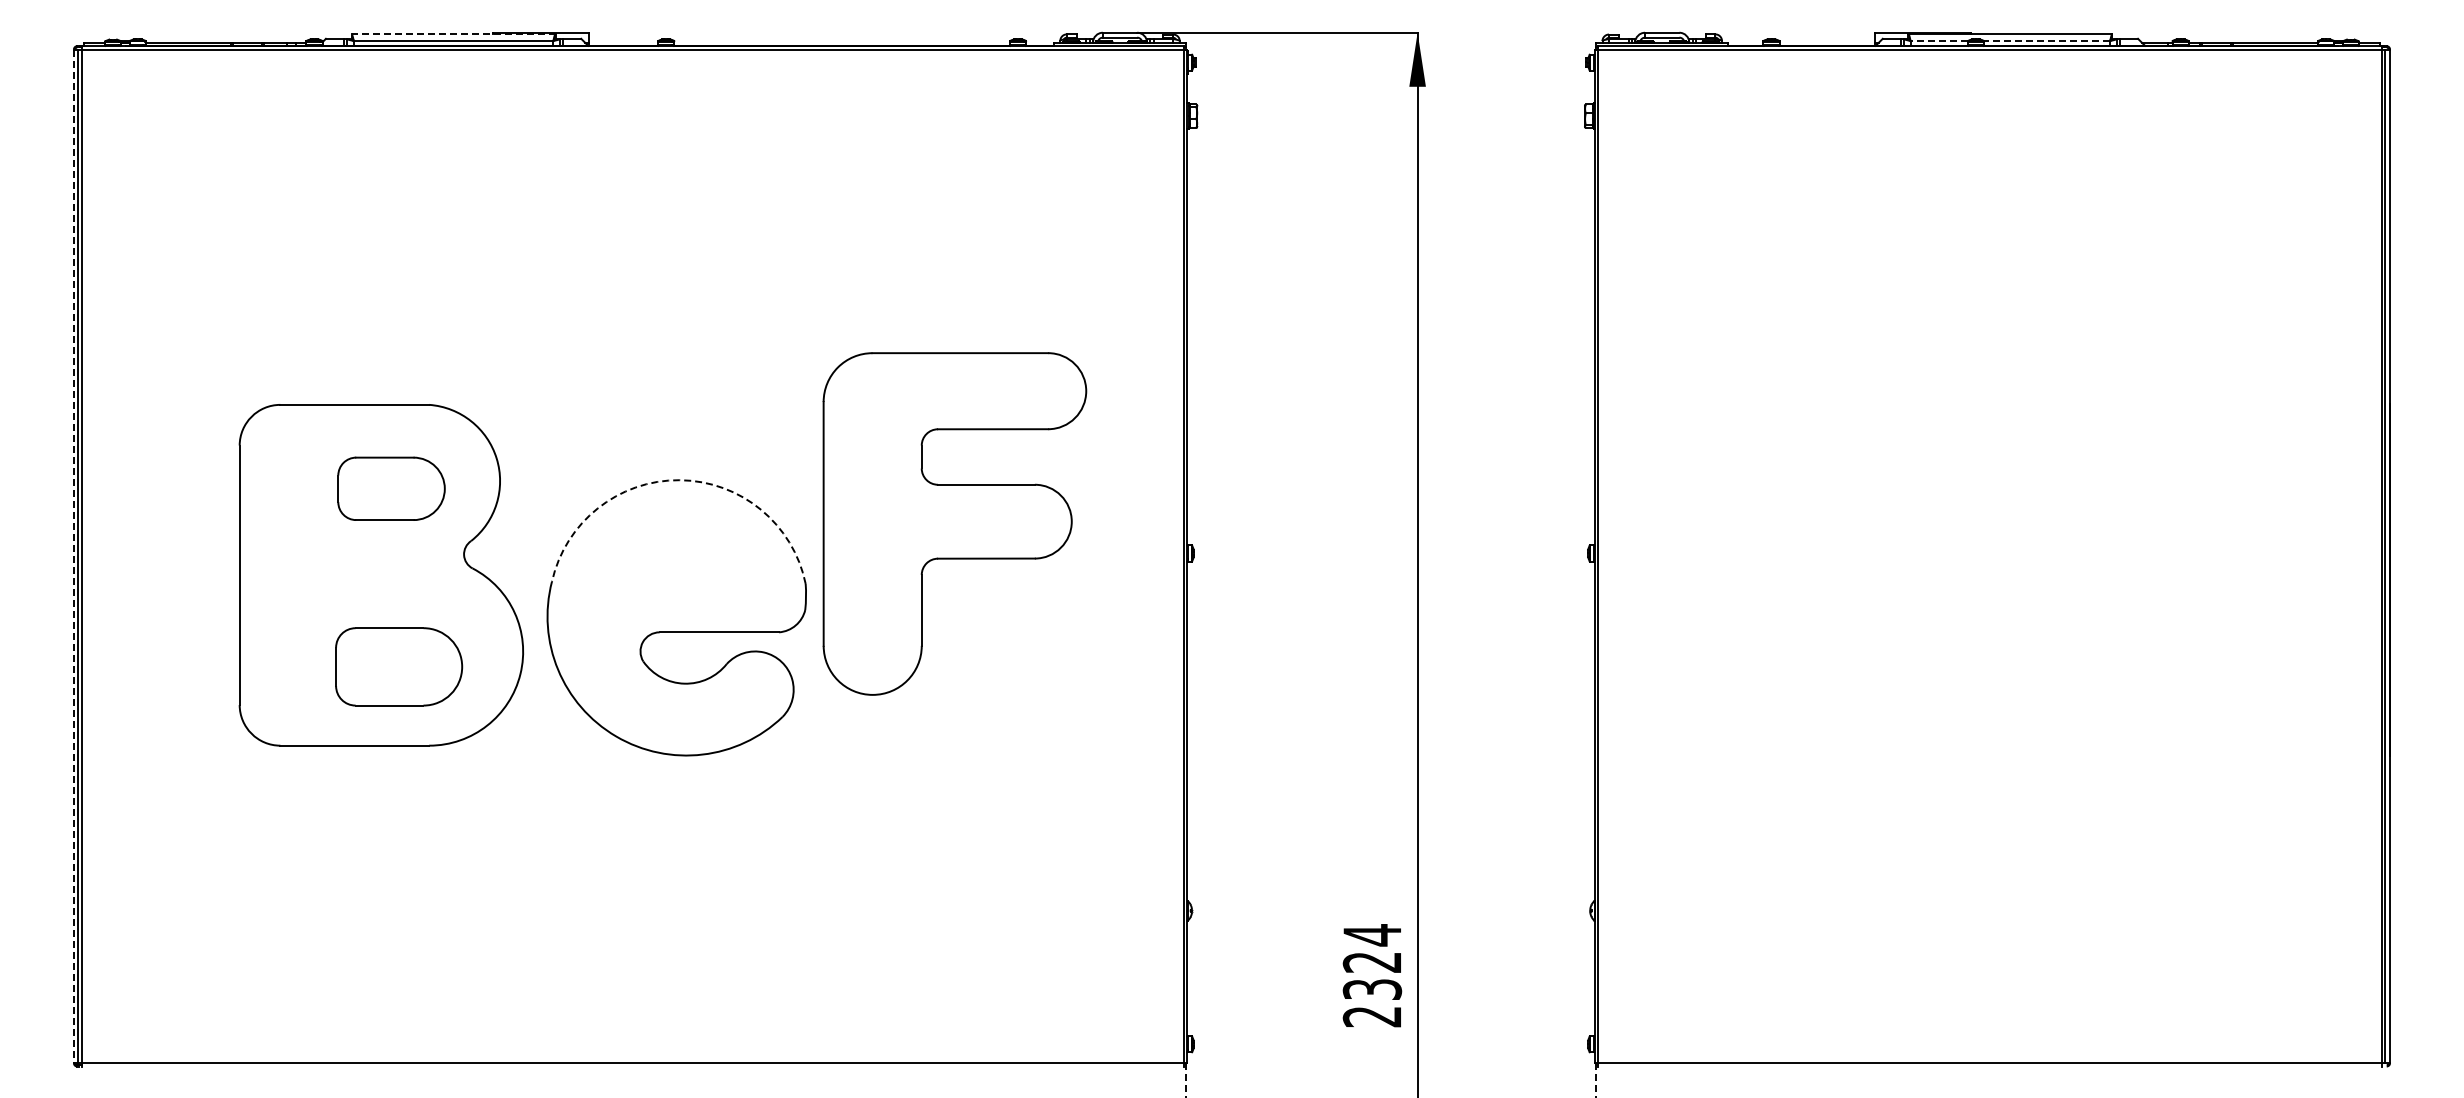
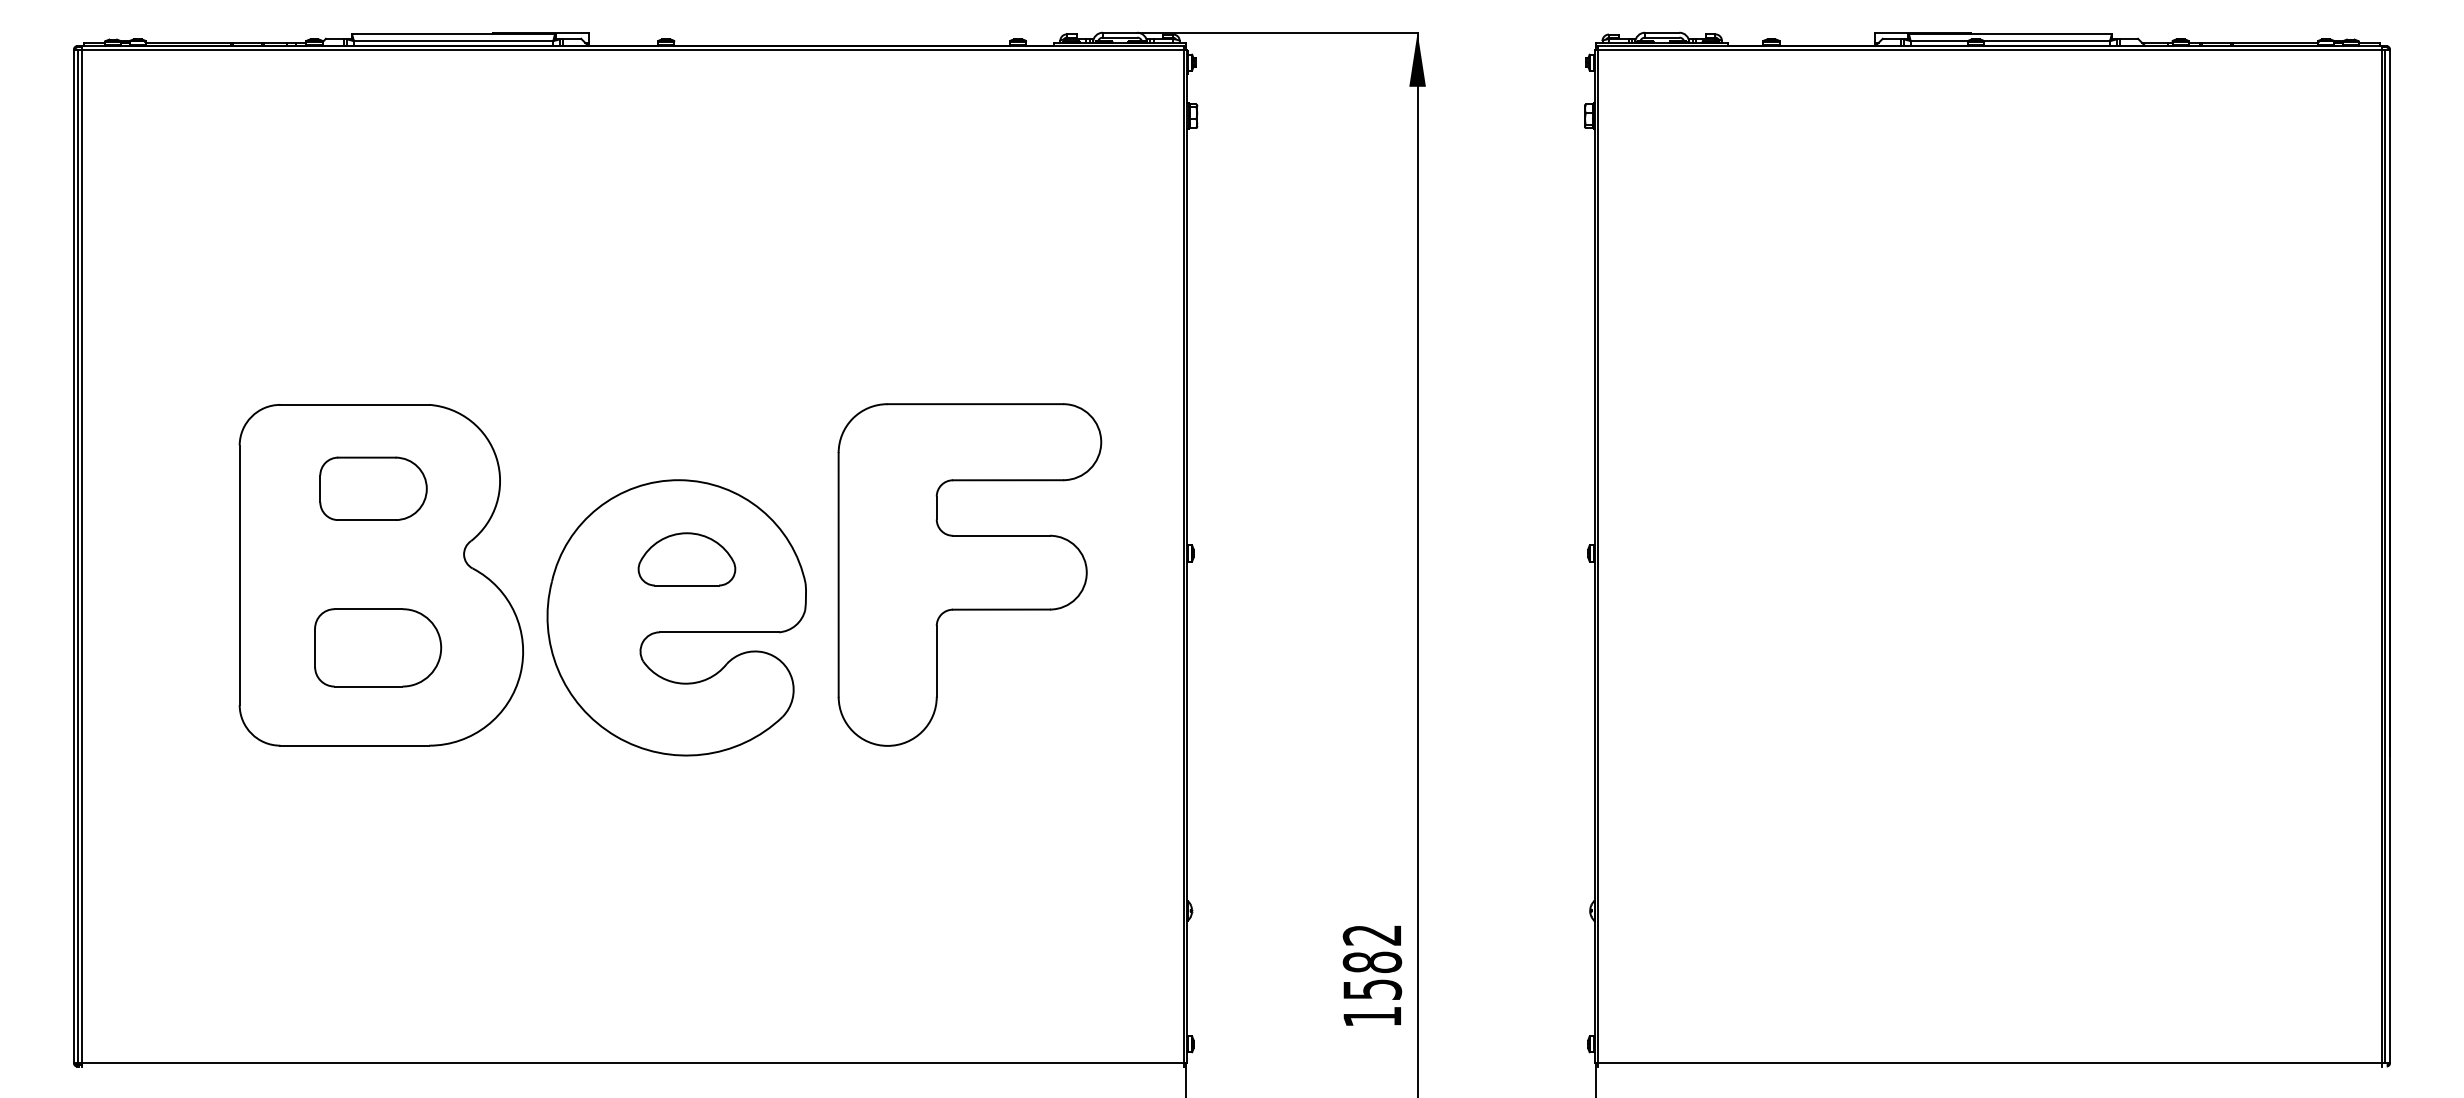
line: dashed -> solid (453, 34)
line: dashed -> solid (1939, 40)
line: dashed -> solid (2046, 40)
arc: dashed -> solid (679, 480)
part position: (391, 488) -> (373, 488) (373, 488)
part position: (954, 523) -> (969, 574) (969, 574)
line: dashed -> solid (73, 556)
part: none -> present (686, 559)
part position: (399, 666) -> (378, 647) (378, 647)
text: 2324 -> 1582 (1372, 975)
line: dashed -> solid (1185, 1080)
line: dashed -> solid (1596, 1080)
